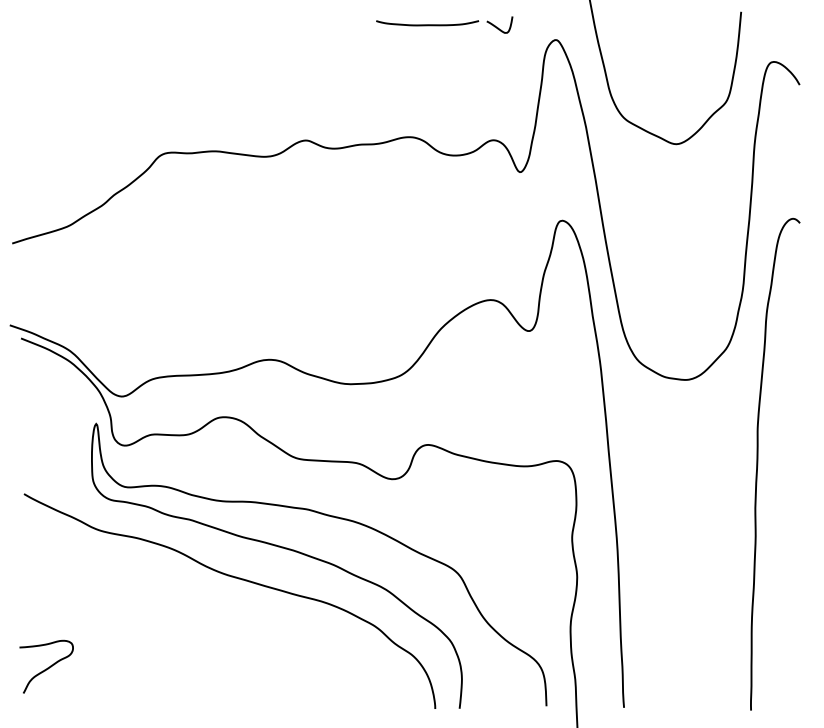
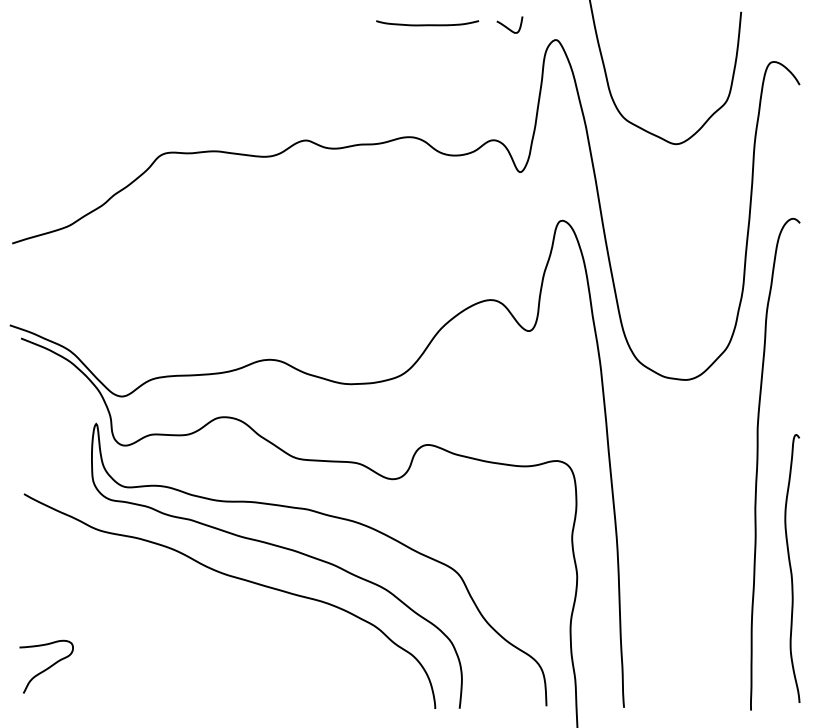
curve position: (498, 27) -> (508, 27) (508, 27)
curve: none -> present (791, 568)
